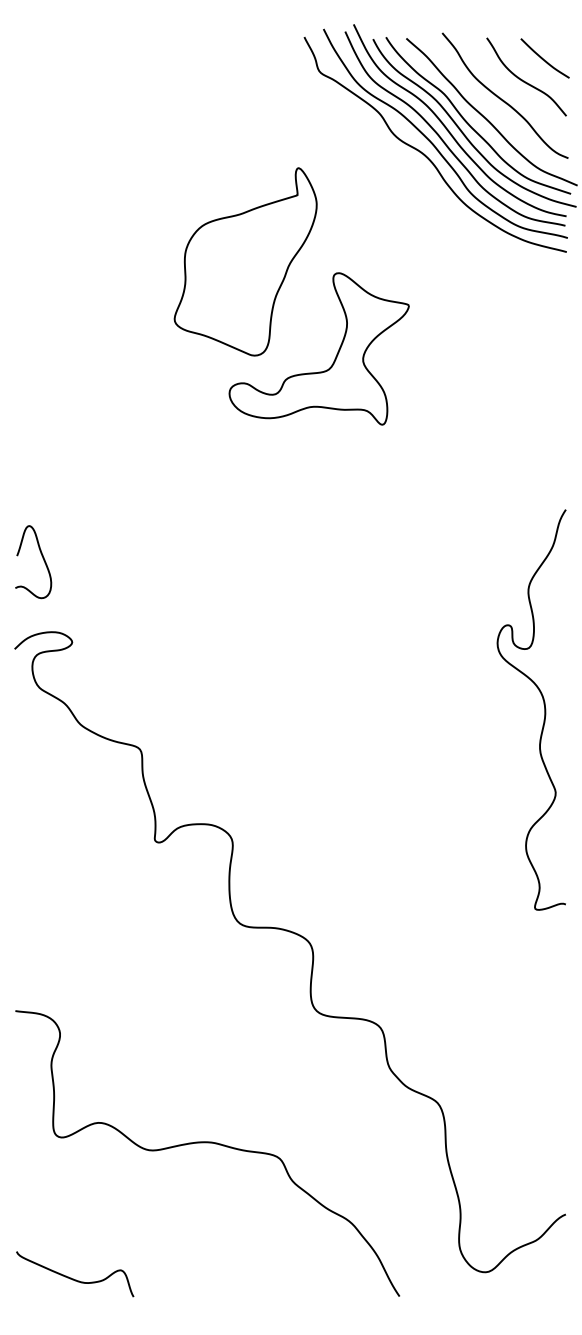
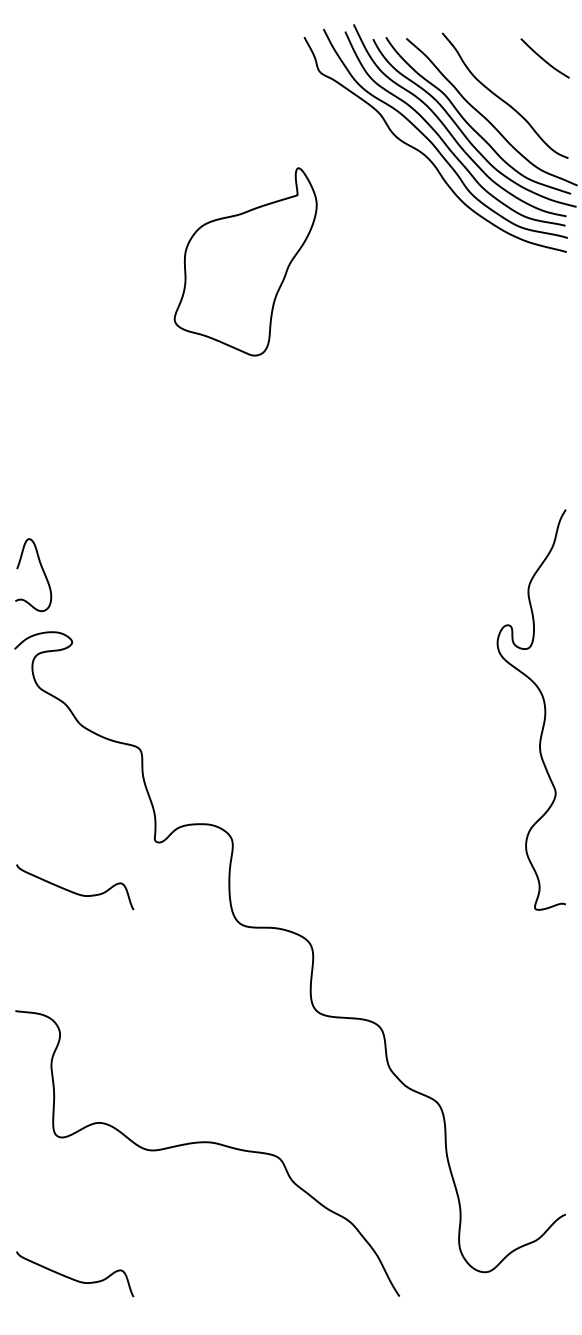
curve: present -> none (524, 80)
part: present -> none (335, 356)
curve position: (42, 558) -> (42, 571) (42, 571)
curve: none -> present (73, 891)
